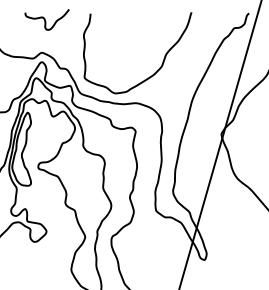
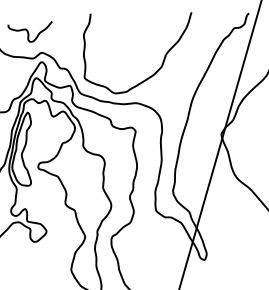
curve position: (45, 19) -> (28, 31) (28, 31)
